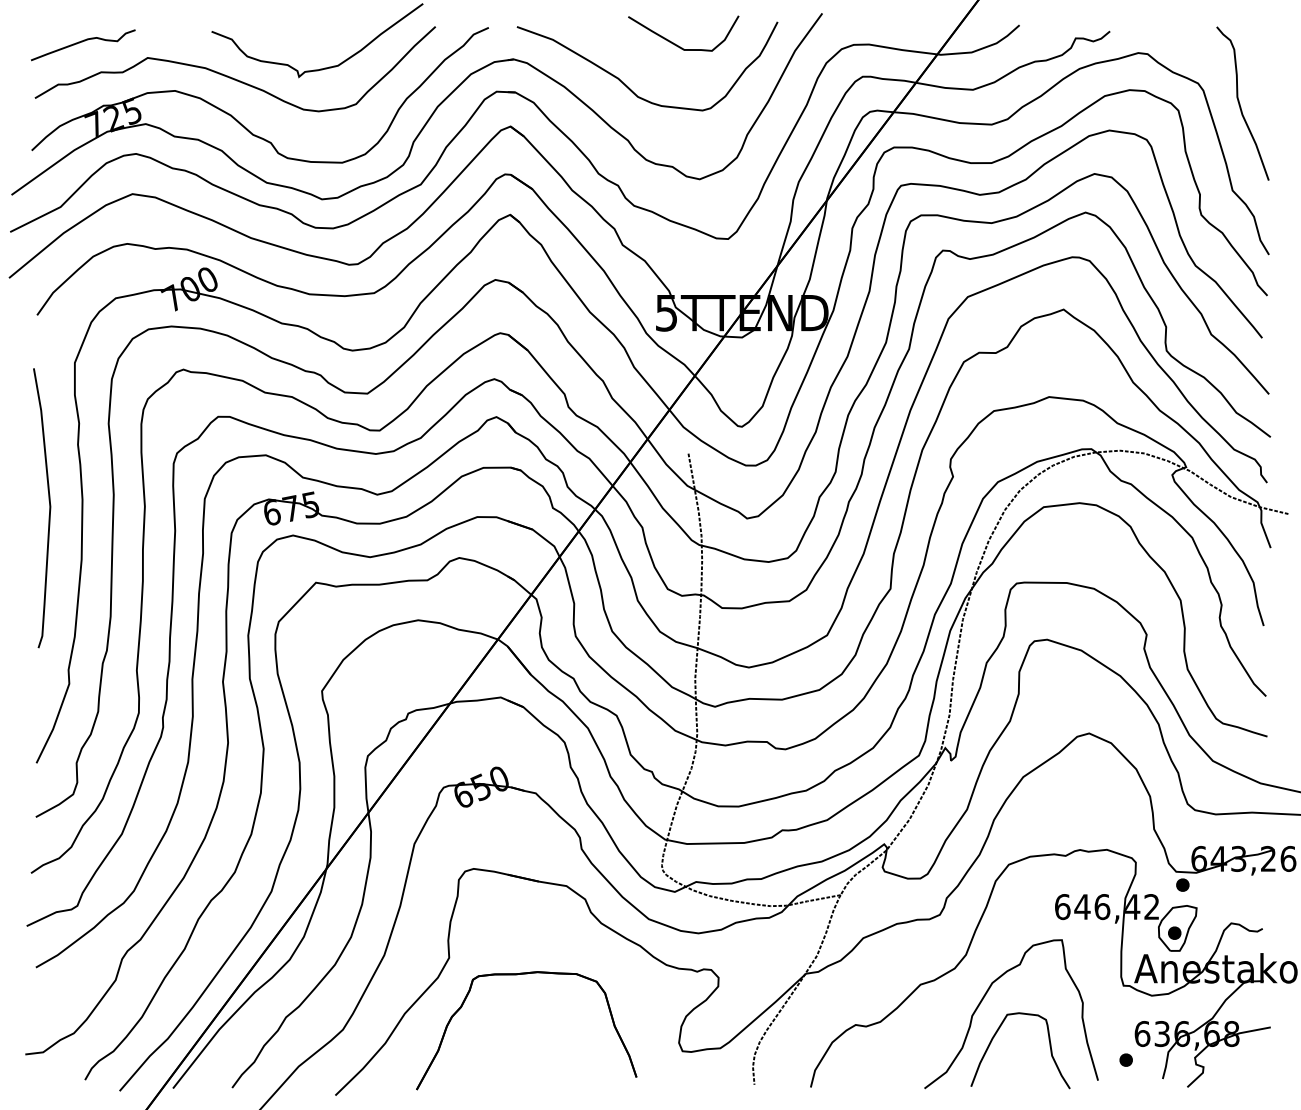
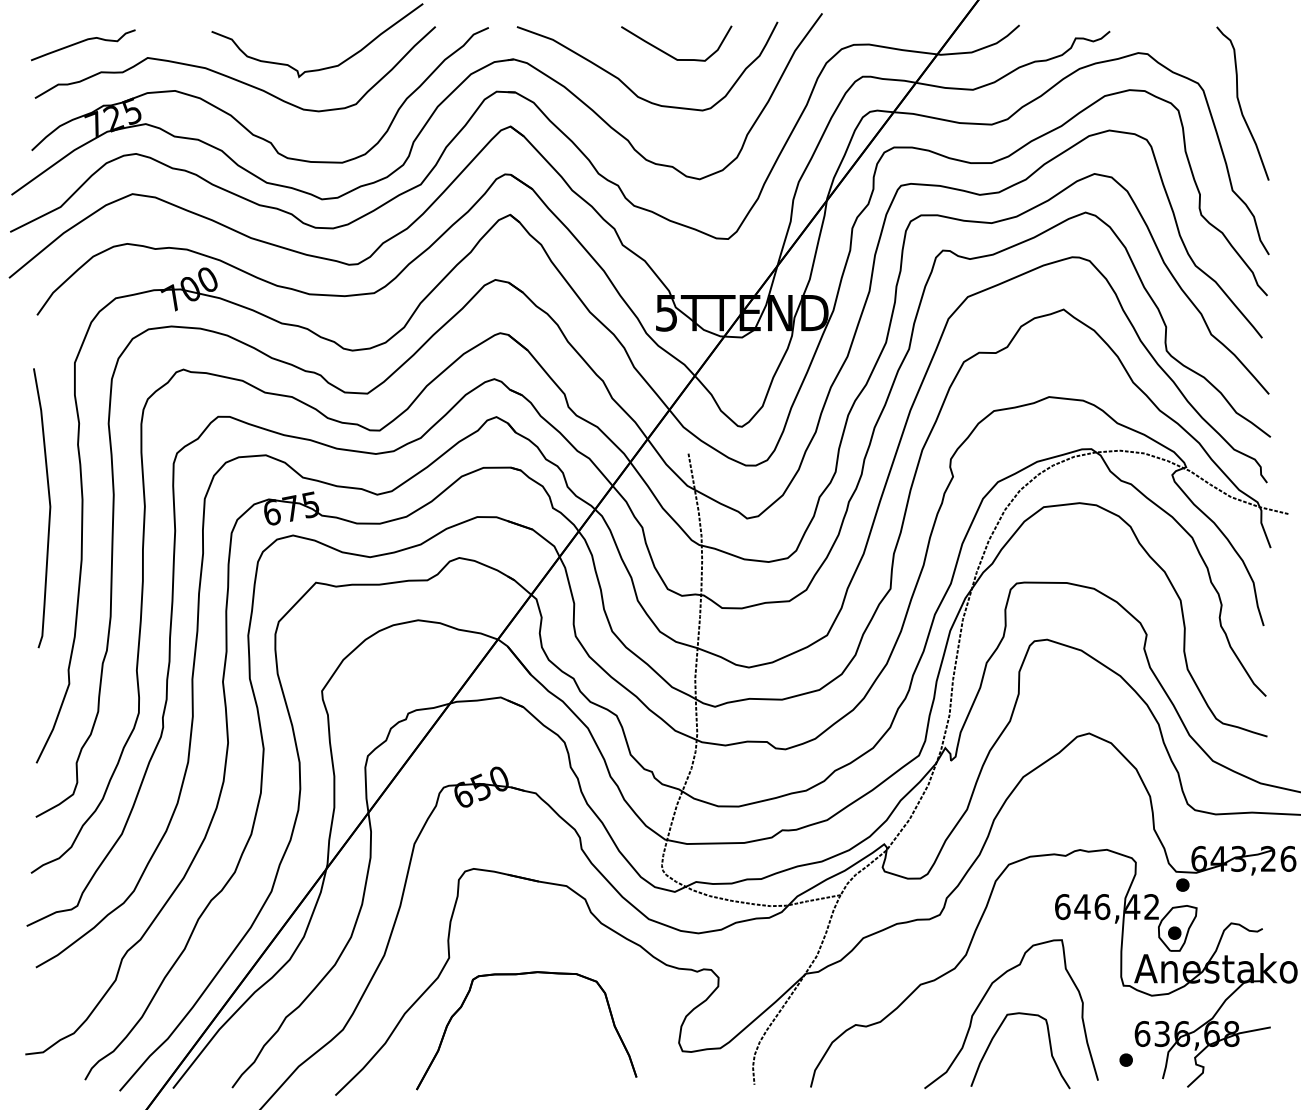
part position: (677, 44) -> (670, 54) (670, 54)
